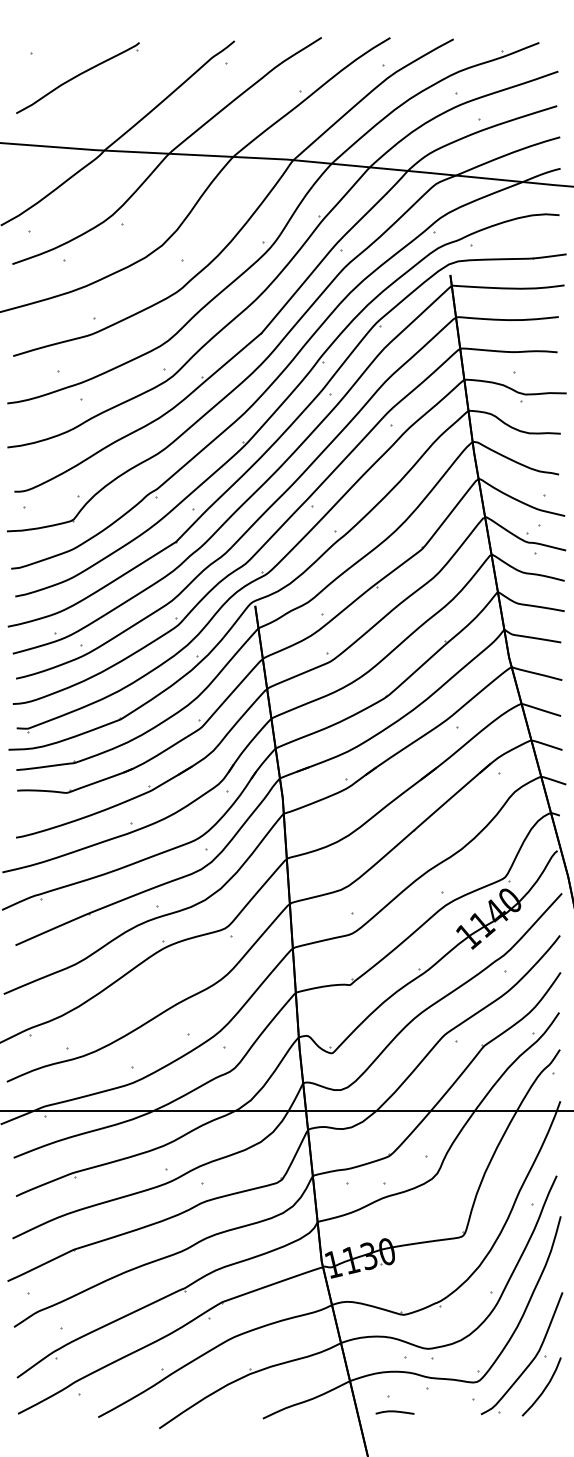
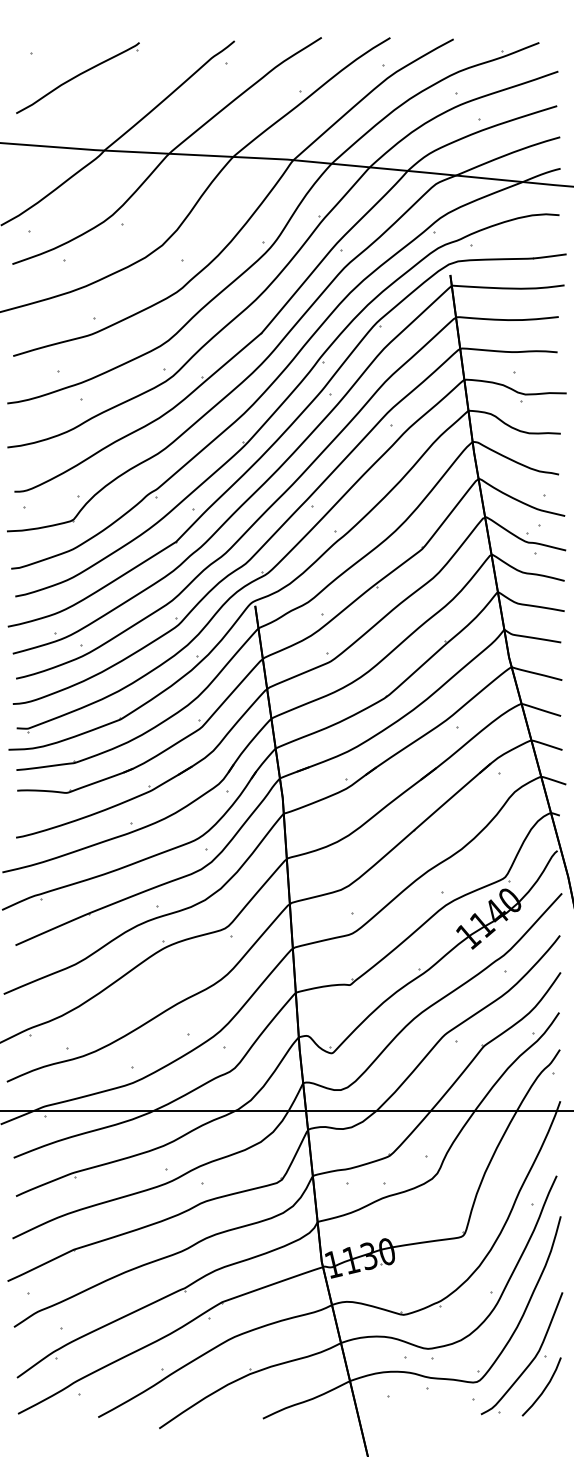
curve: present -> none (394, 1412)
